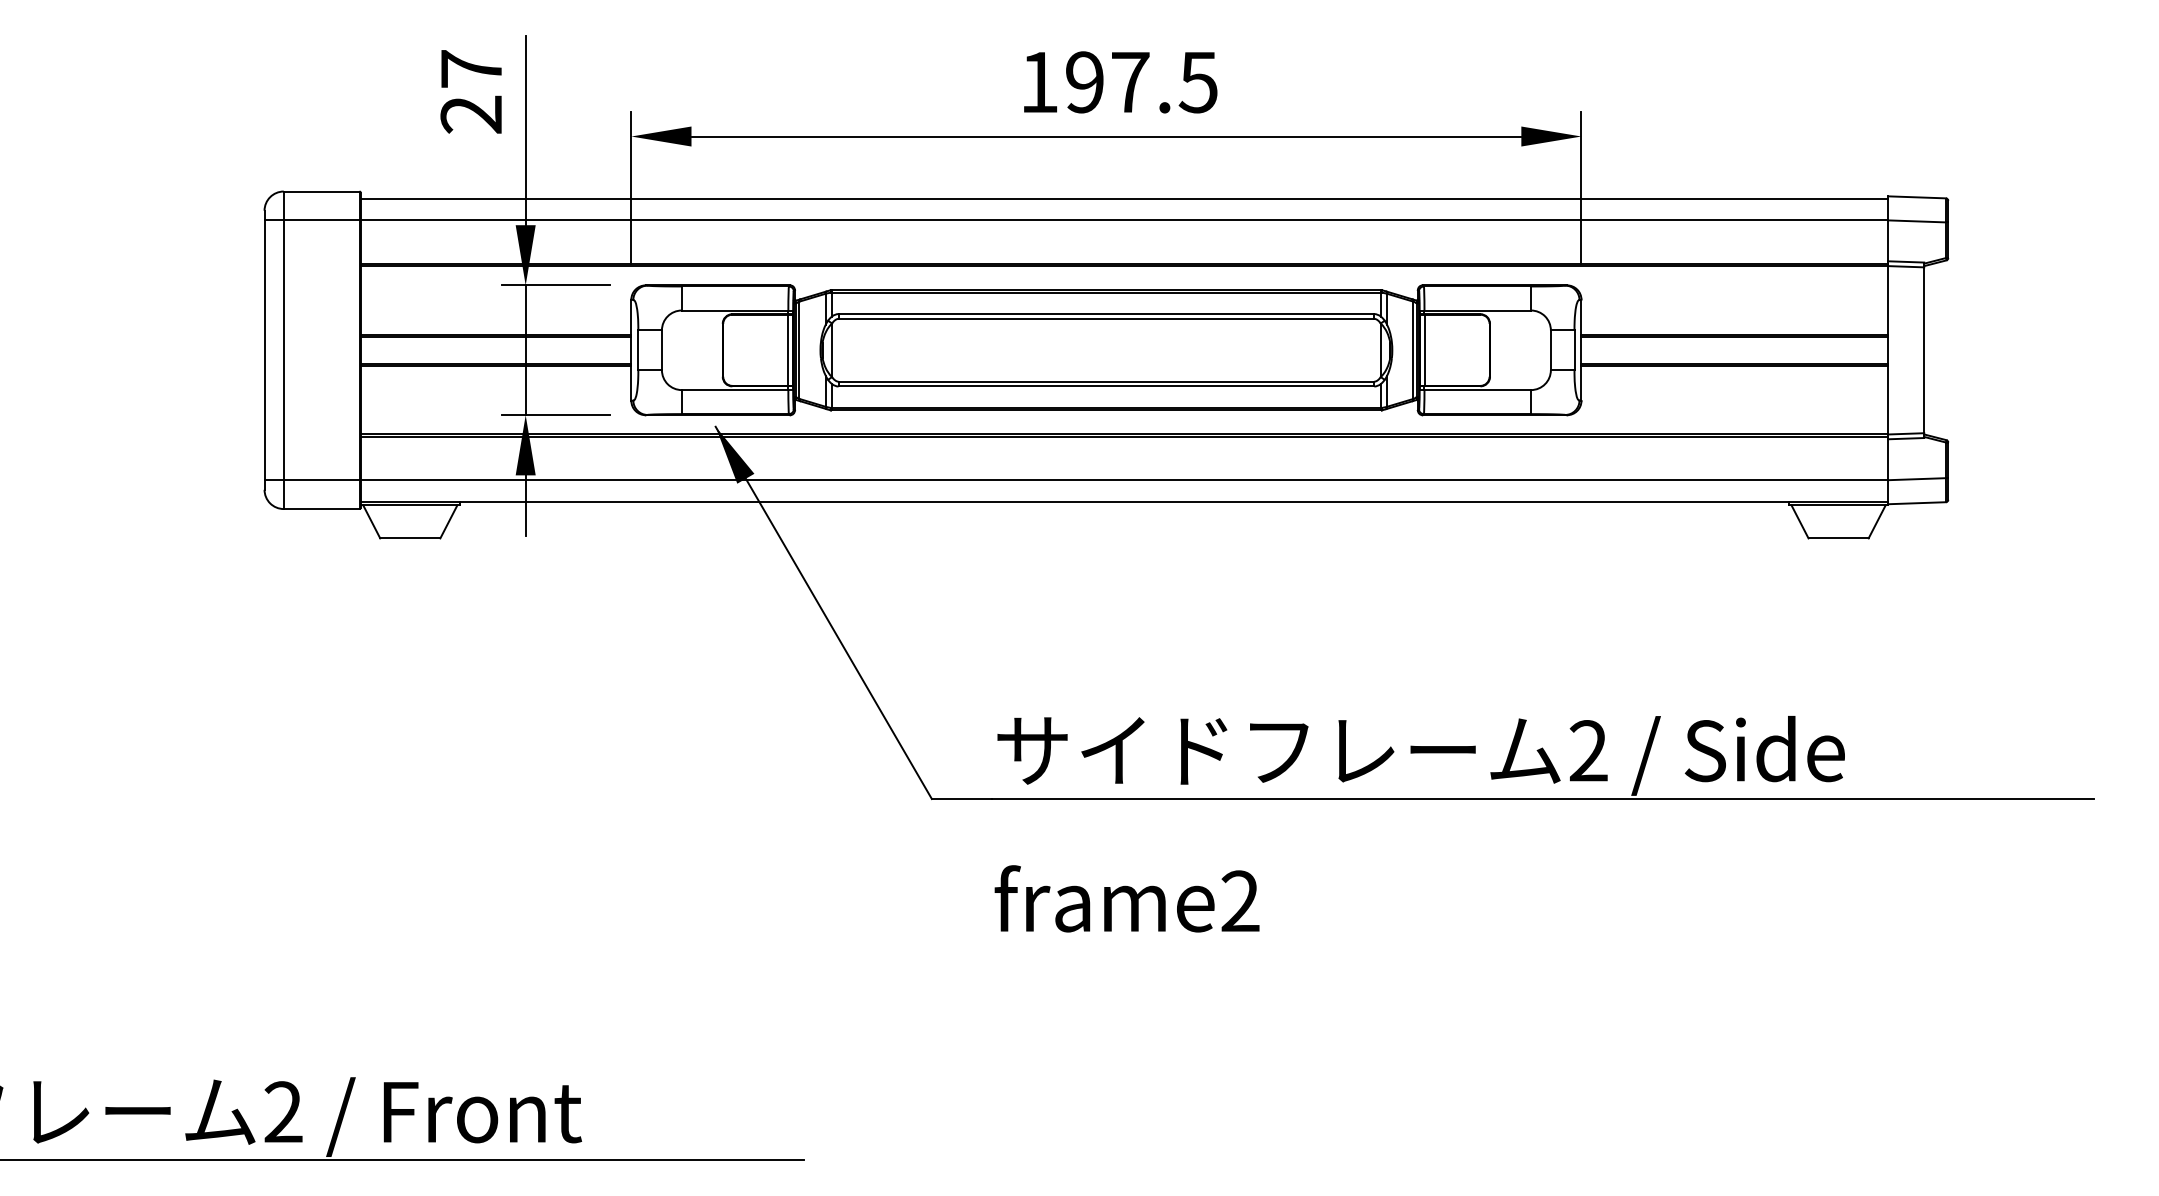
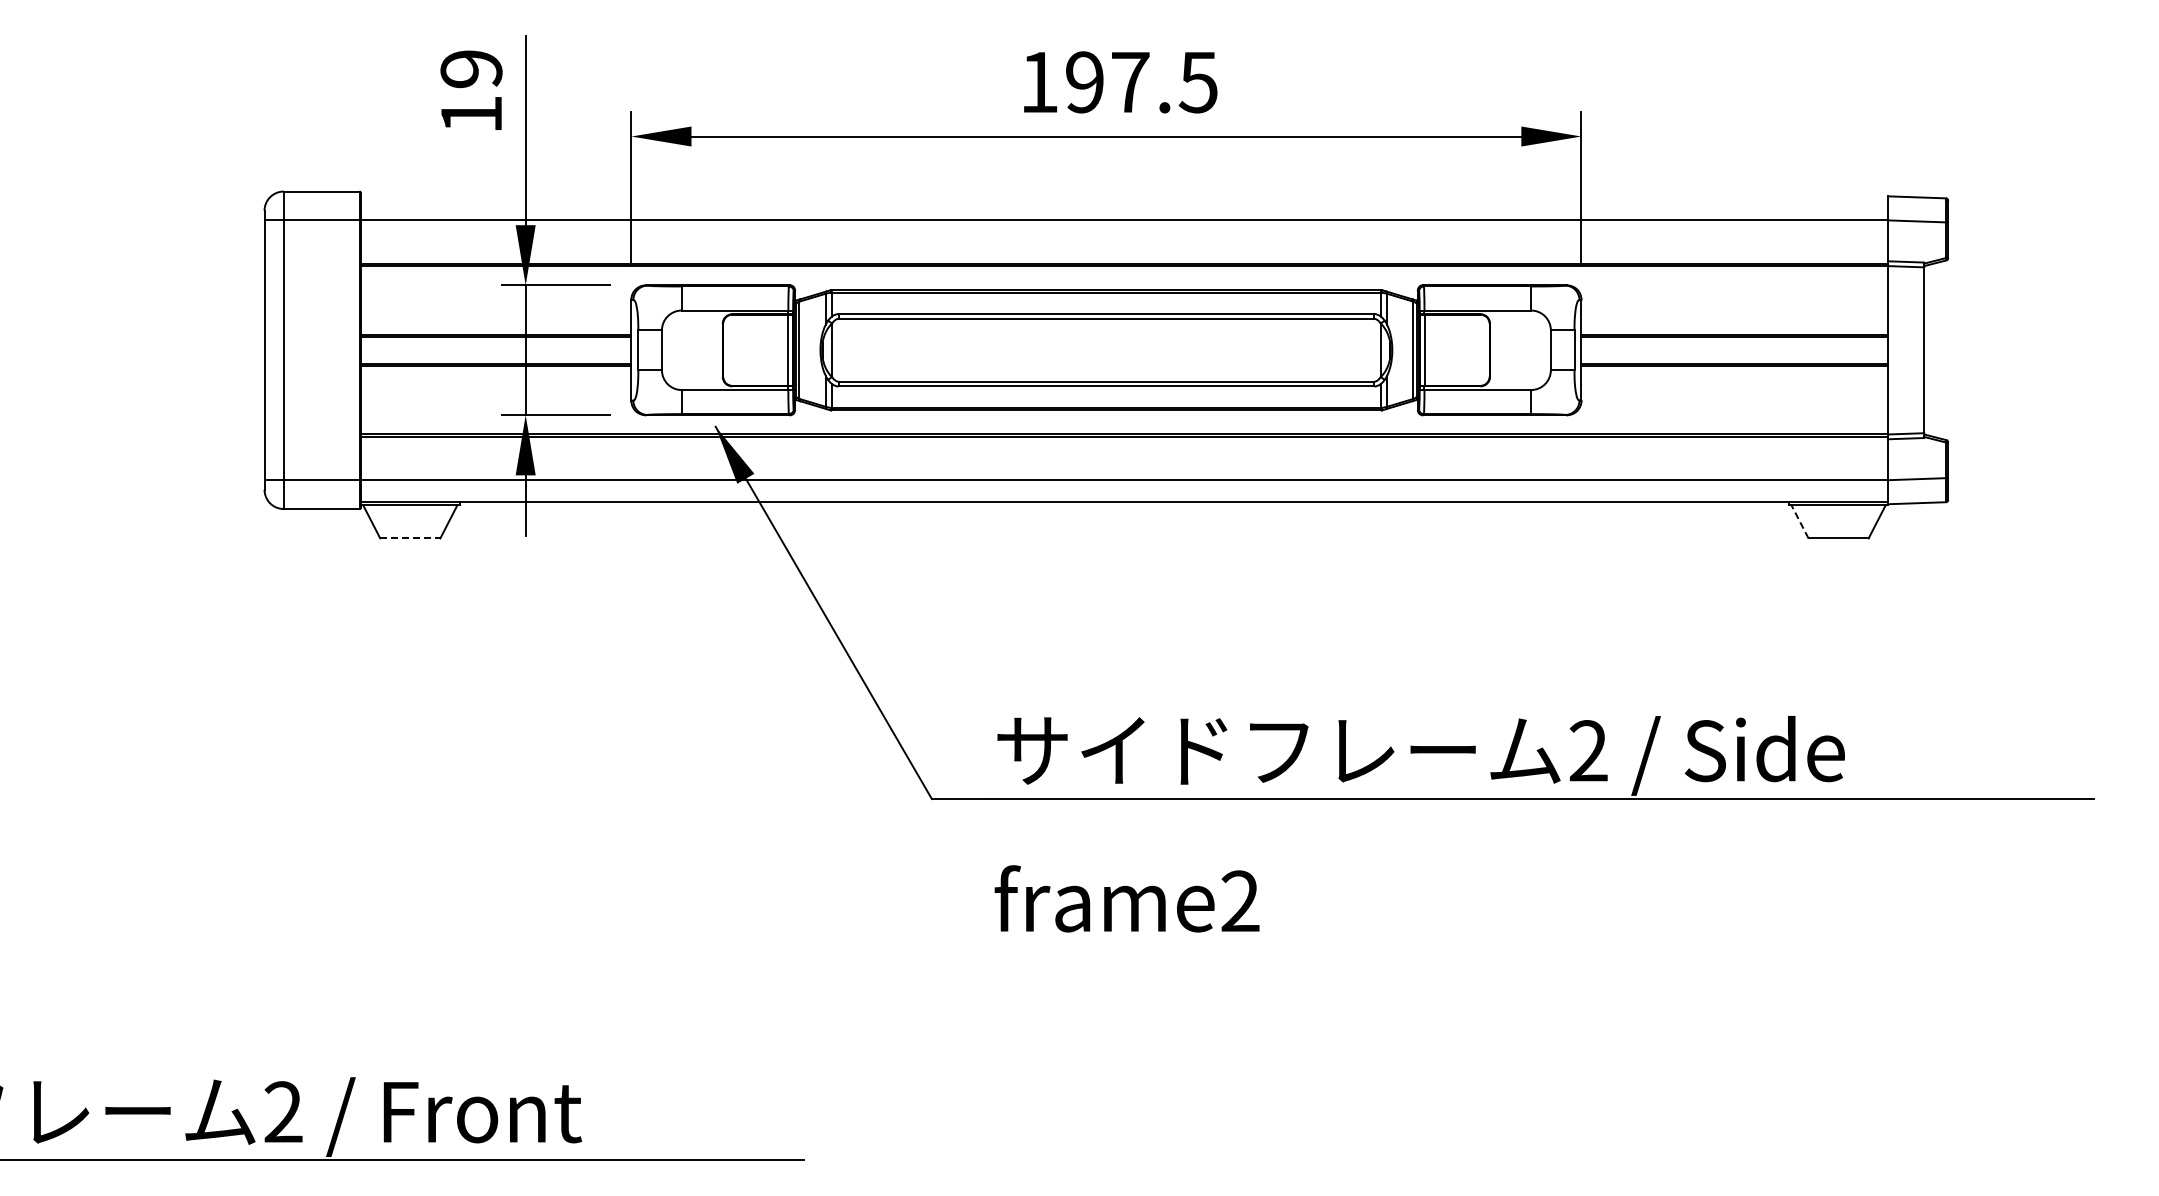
text: 27 -> 19 (471, 91)
line: present -> none (1124, 198)
line: solid -> dashed (1800, 521)
line: solid -> dashed (410, 538)
